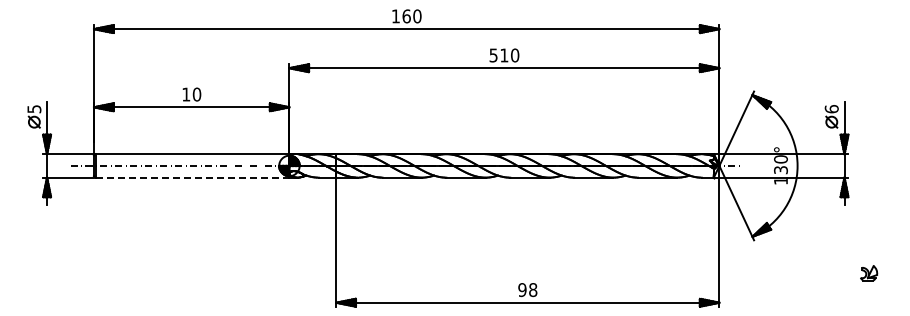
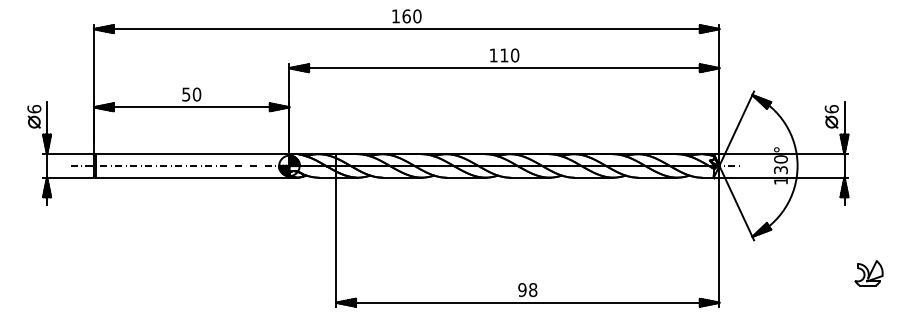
text: 510 -> 110 (493, 55)
text: 10 -> 50 (186, 94)
text: 5 -> 6 (34, 109)
line: dashed -> solid (192, 177)
part size: 19x17 px -> 30x27 px (868, 273)
